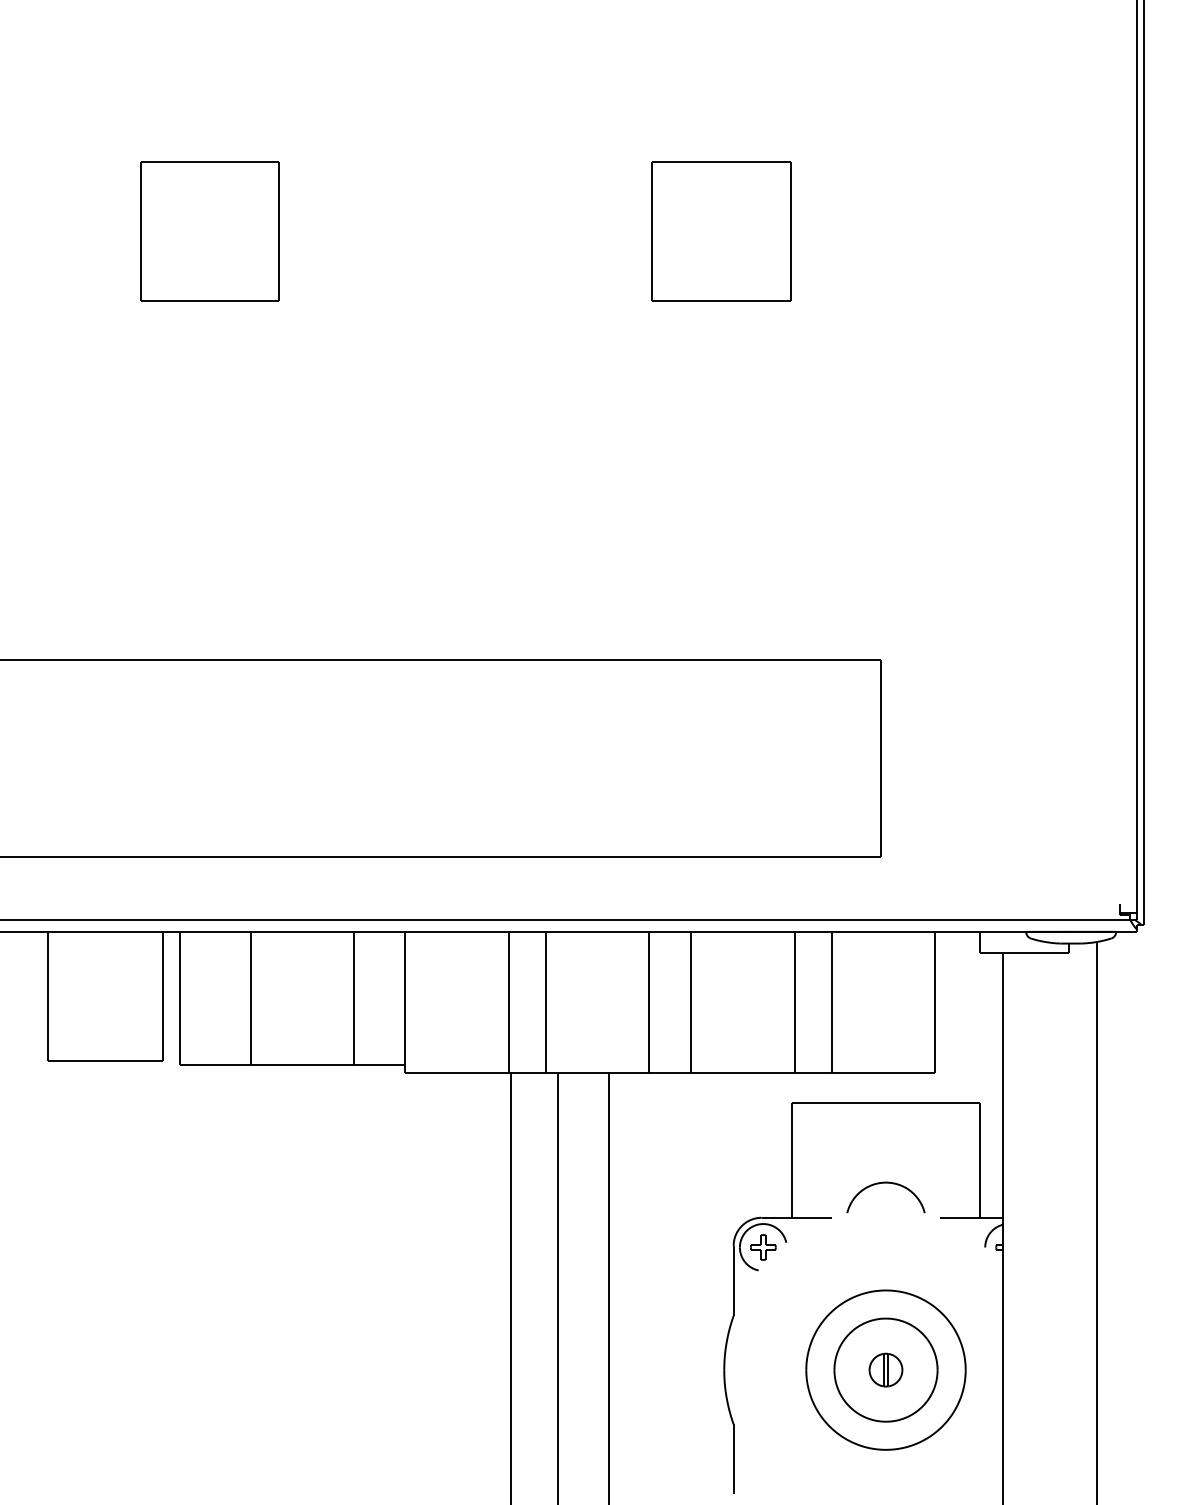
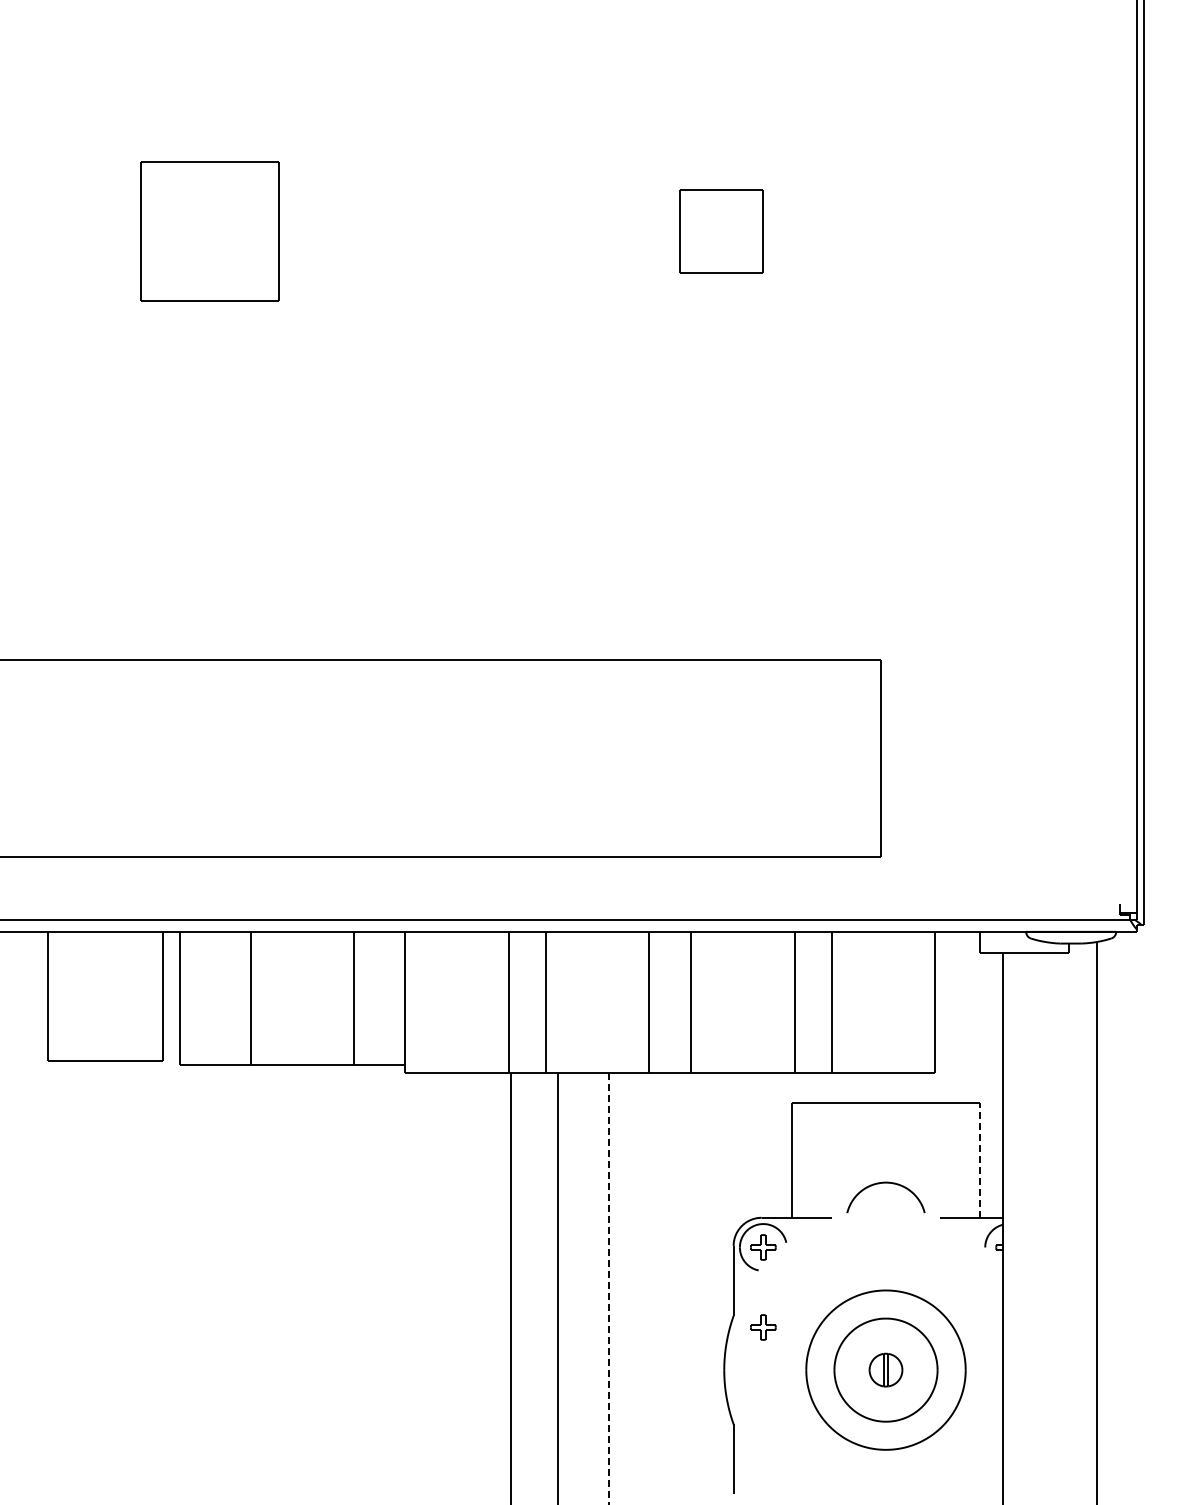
part size: 141x141 px -> 85x85 px (721, 231)
line: solid -> dashed (979, 1159)
line: solid -> dashed (609, 1289)
part: none -> present (763, 1327)
